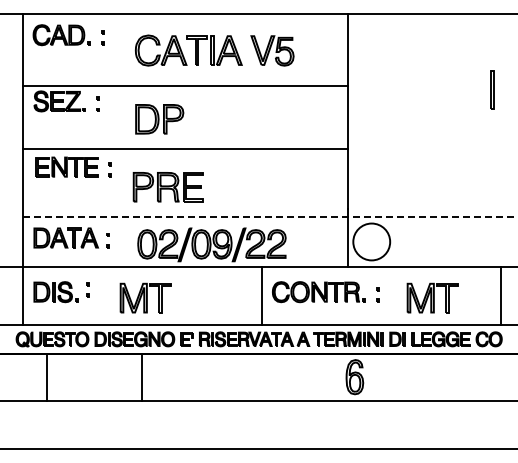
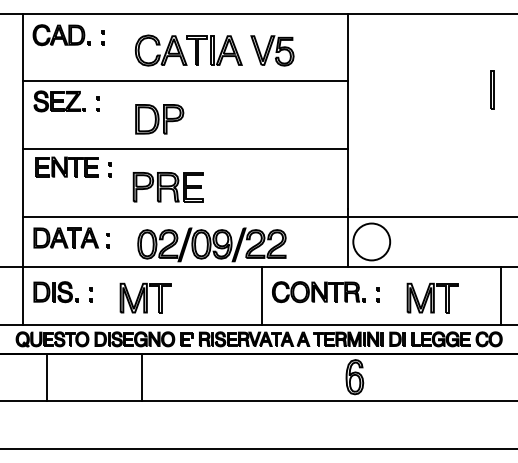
line position: (185, 86) -> (185, 81) (185, 81)
line: dashed -> solid (270, 216)
part position: (87, 289) -> (90, 294) (90, 294)
